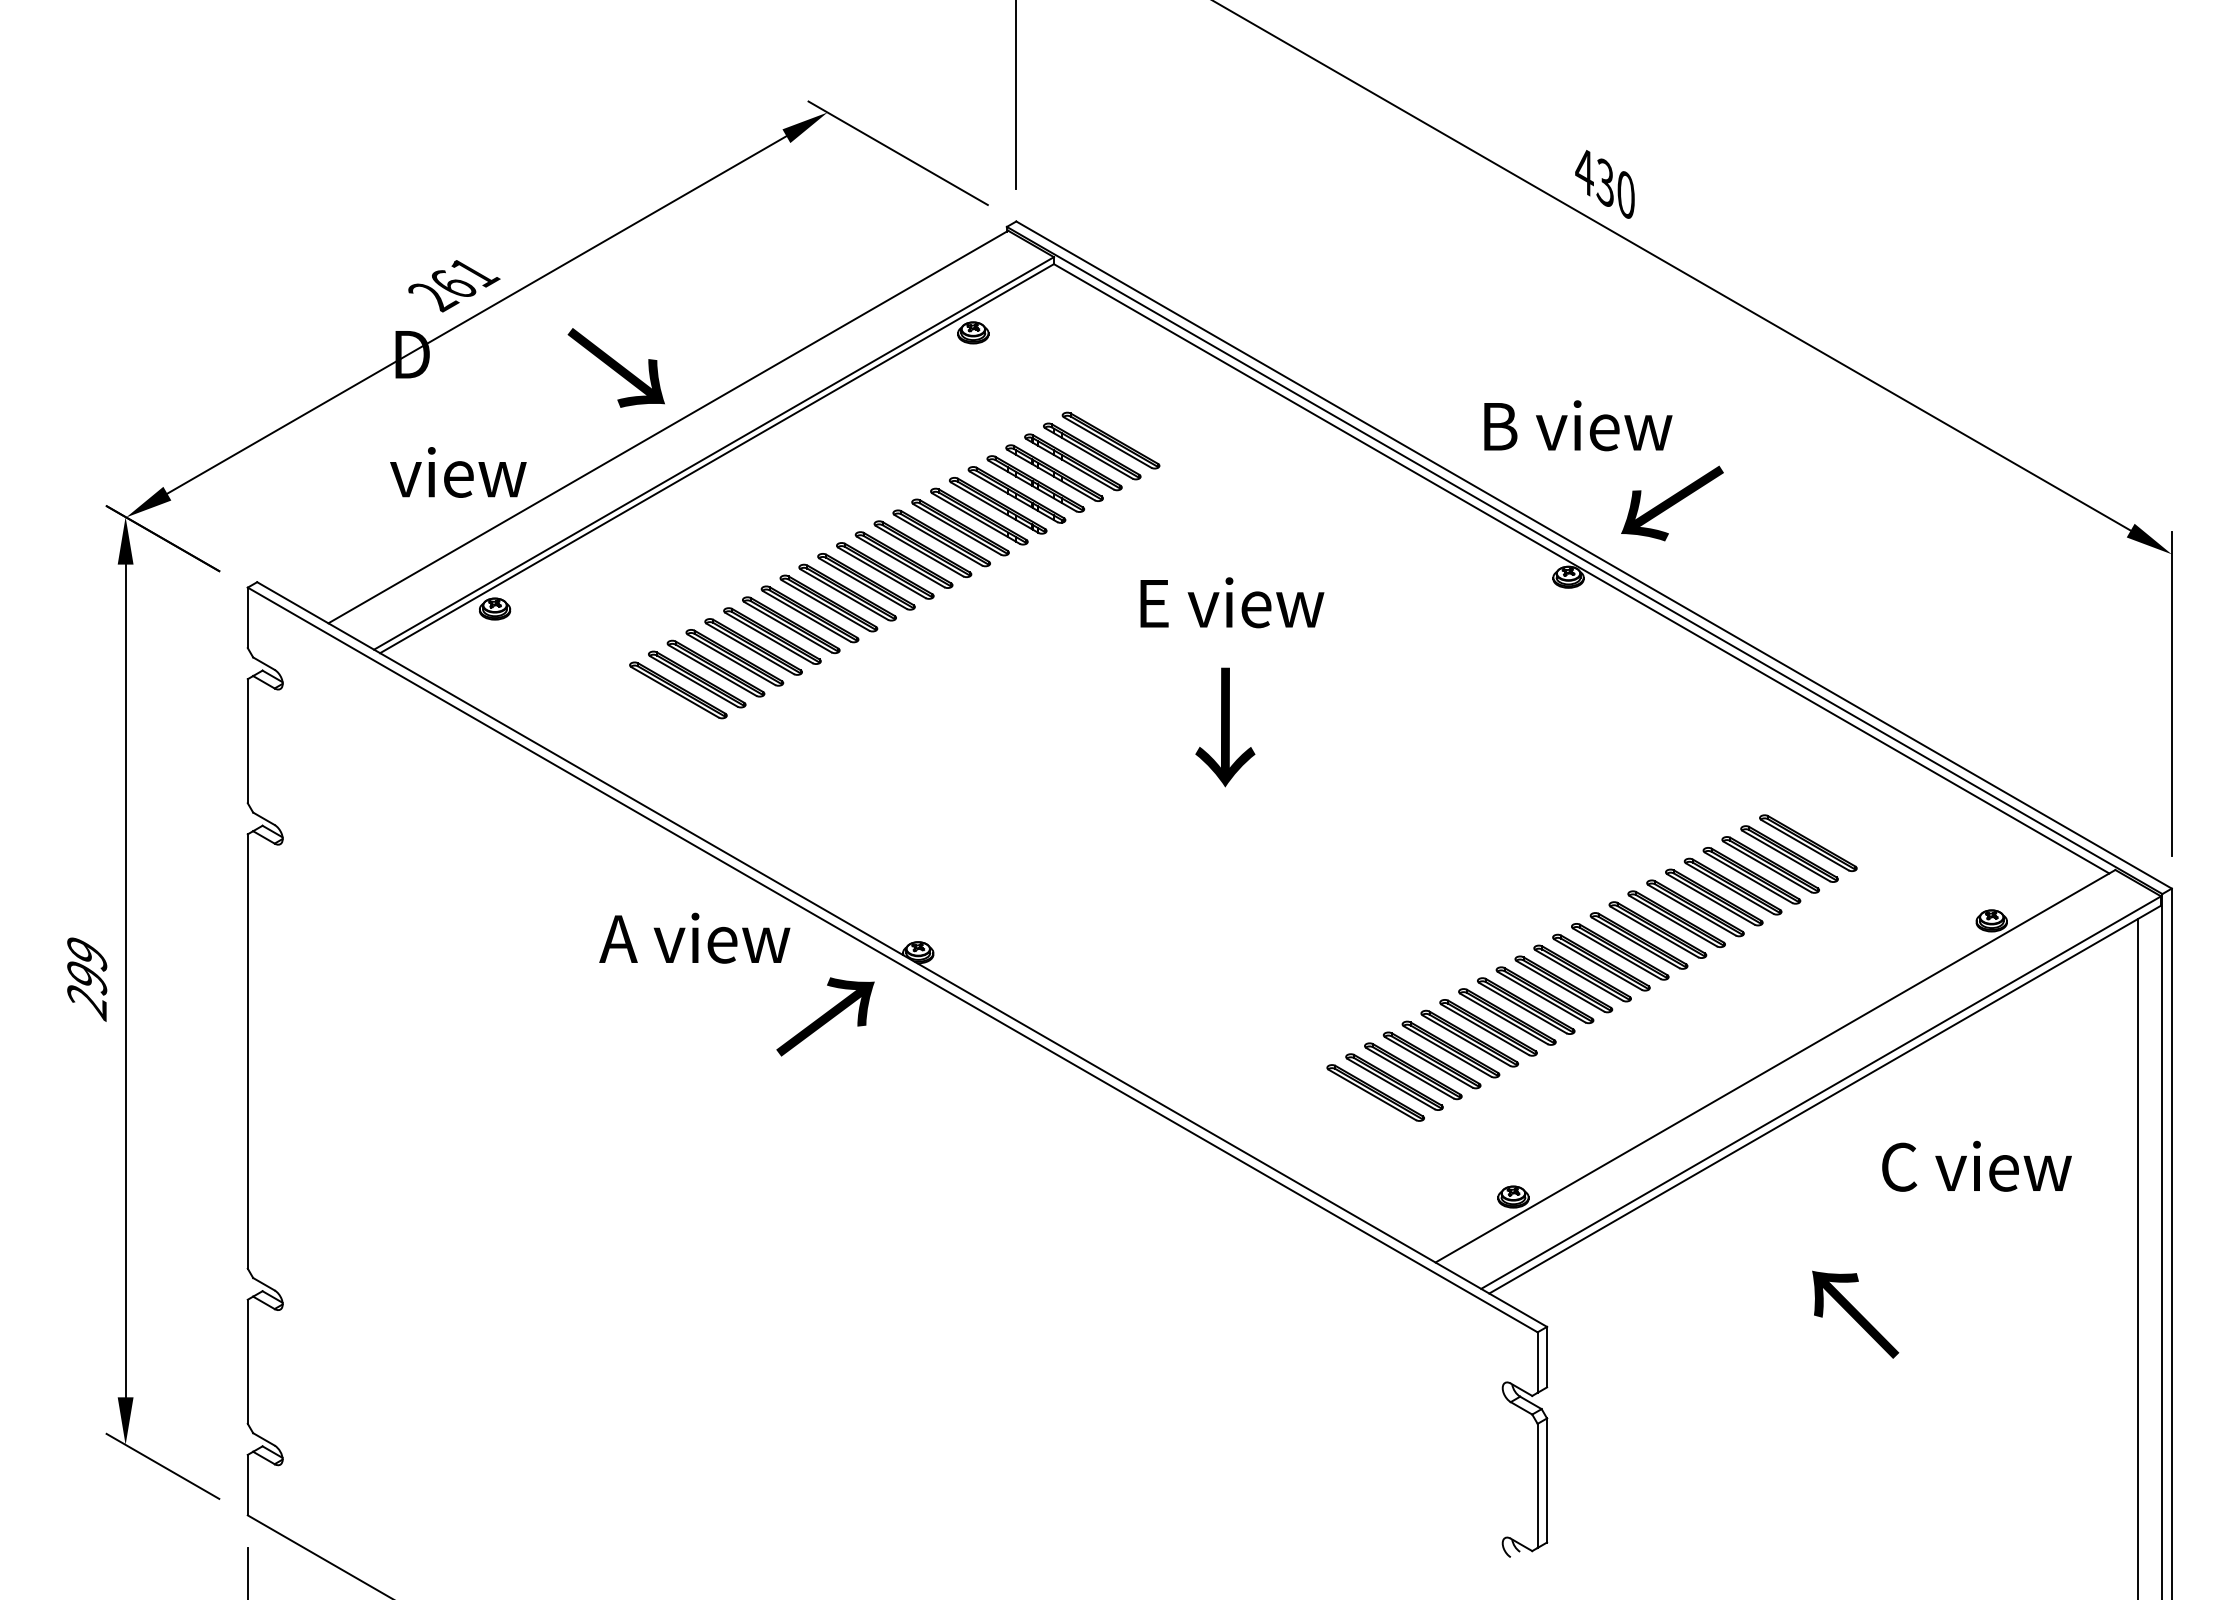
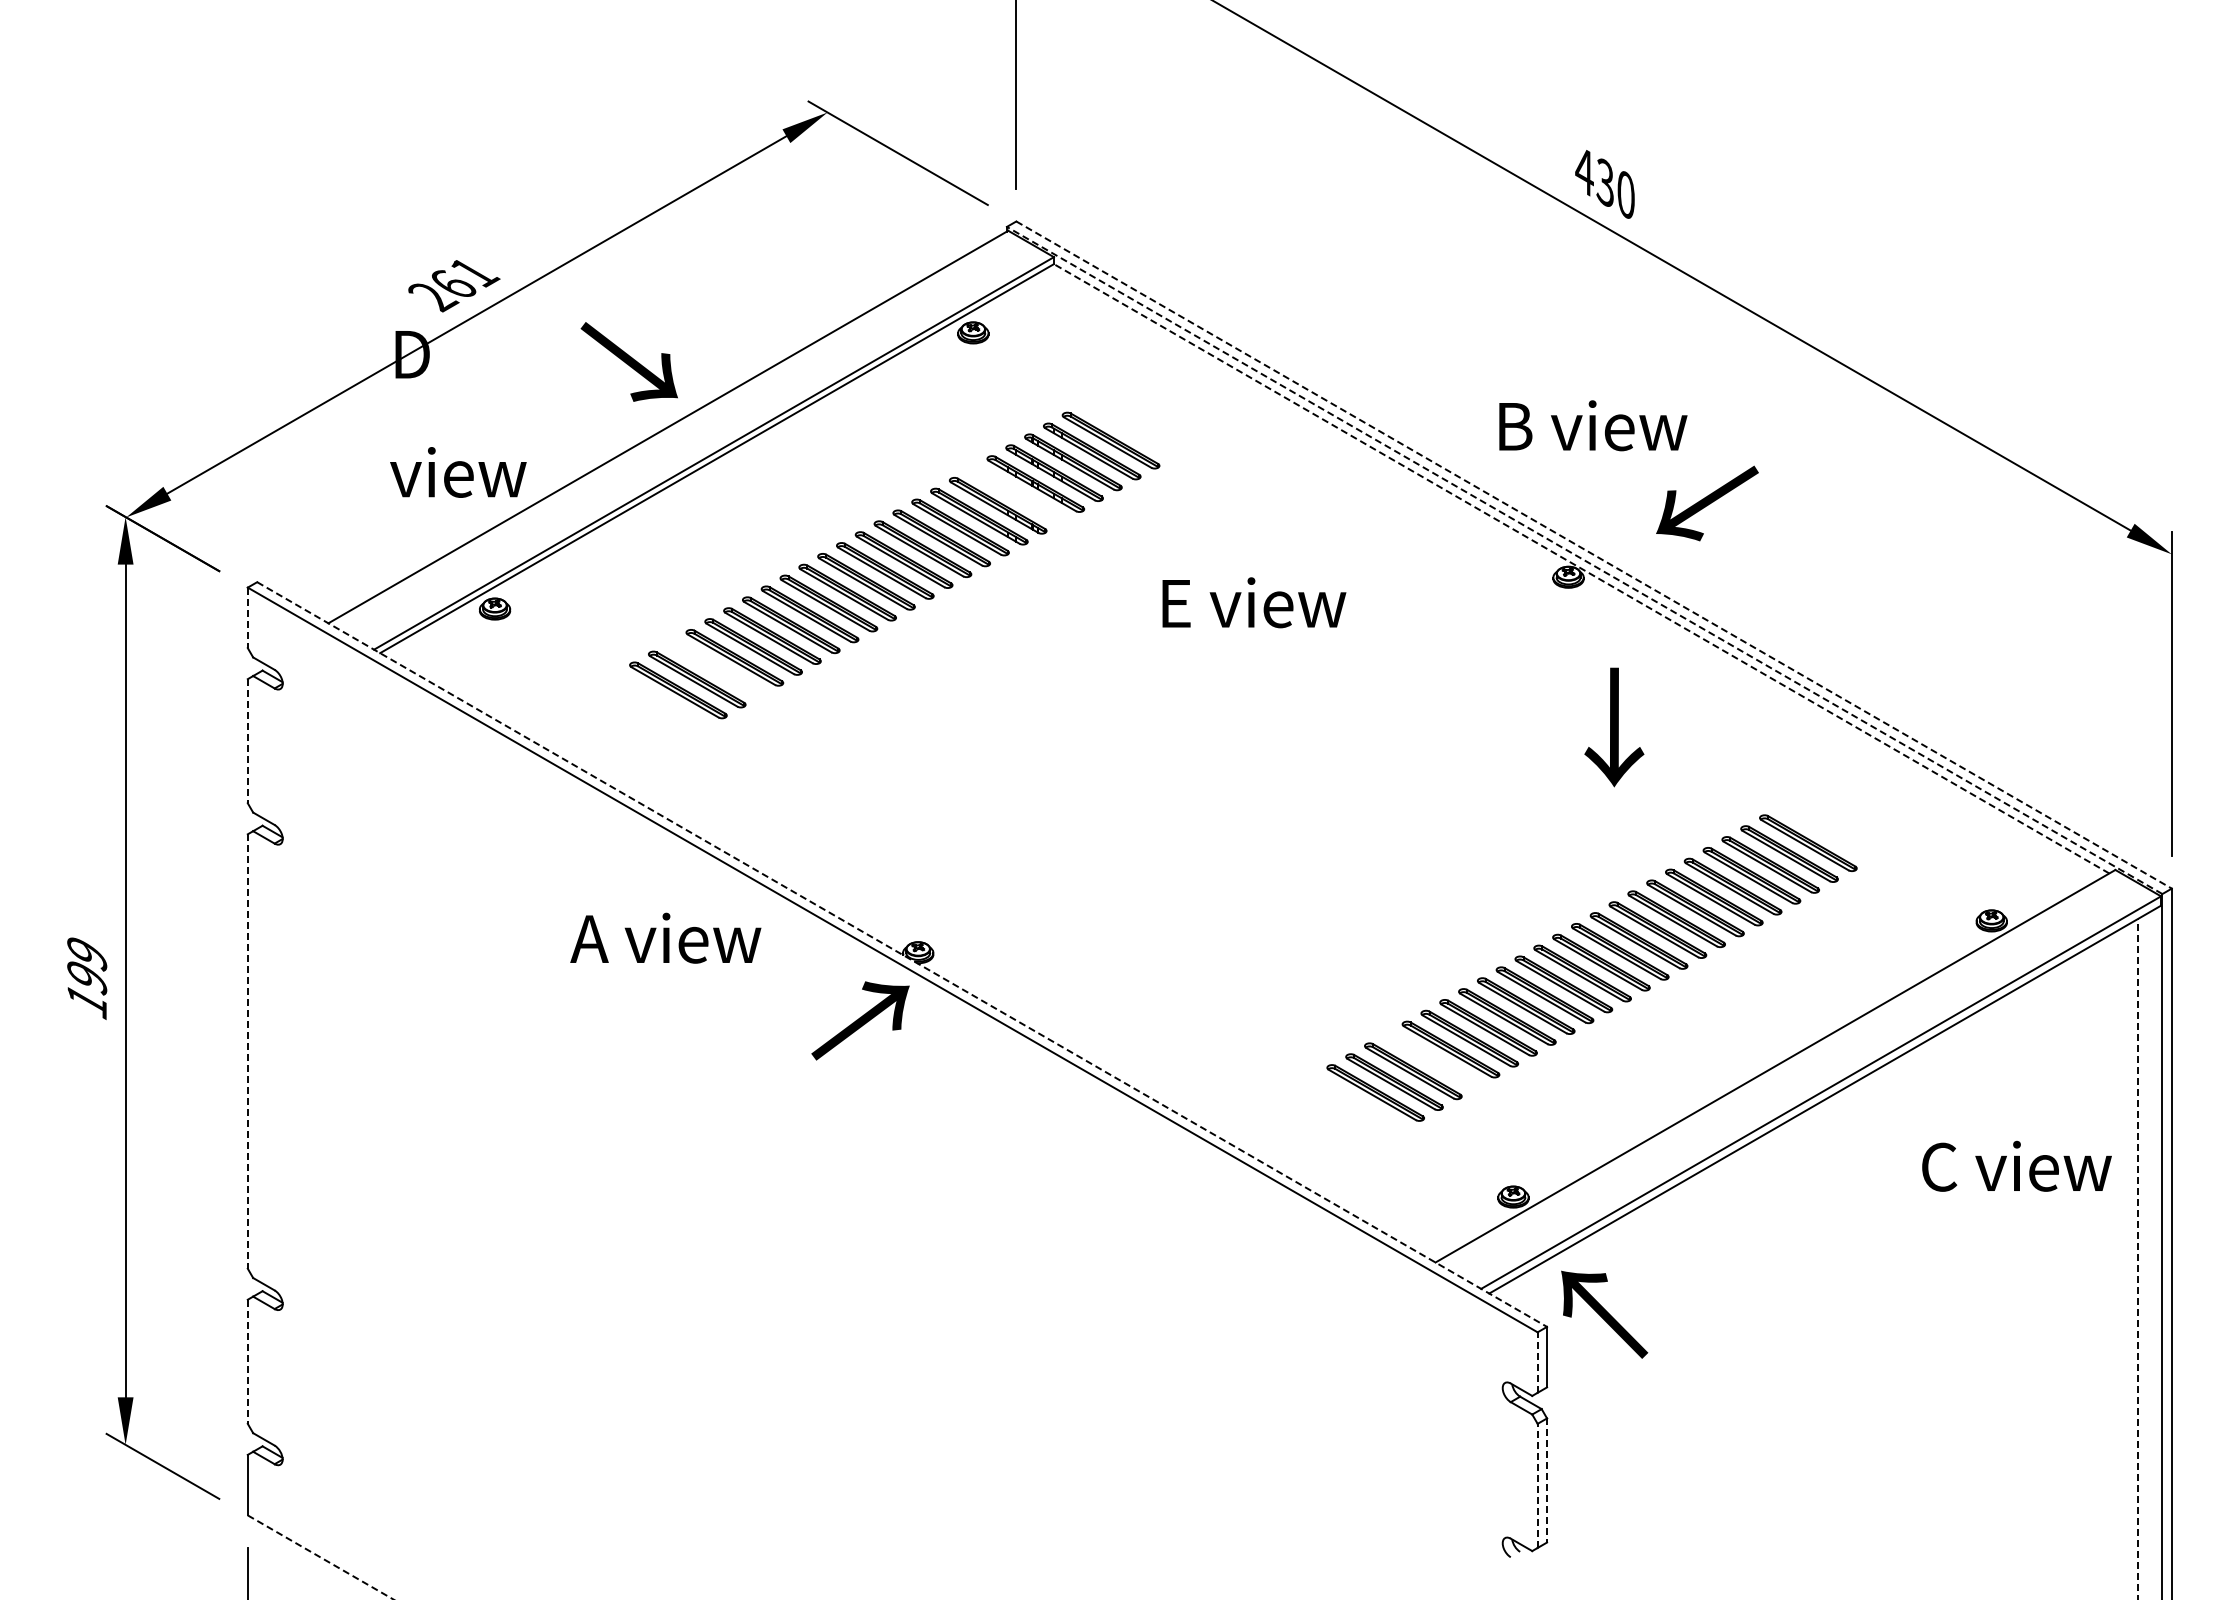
text position: (615, 367) -> (628, 361) (628, 361)
text position: (1578, 425) -> (1593, 425) (1593, 425)
part: present -> none (1016, 494)
text position: (1672, 503) -> (1707, 503) (1707, 503)
line: solid -> dashed (1594, 555)
line: solid -> dashed (1584, 560)
line: solid -> dashed (1581, 568)
text position: (1232, 602) -> (1254, 602) (1254, 602)
line: solid -> dashed (247, 618)
part: present -> none (715, 668)
text position: (1225, 727) -> (1614, 727) (1614, 727)
line: solid -> dashed (247, 741)
text position: (694, 937) -> (665, 937) (665, 937)
line: solid -> dashed (902, 954)
text: 299 -> 199 (86, 1003)
text position: (825, 1016) -> (860, 1020) (860, 1020)
line: solid -> dashed (247, 1052)
part: present -> none (1431, 1060)
text position: (1976, 1165) -> (2016, 1165) (2016, 1165)
line: solid -> dashed (2138, 1258)
text position: (1855, 1314) -> (1604, 1314) (1604, 1314)
line: solid -> dashed (247, 1362)
line: solid -> dashed (1537, 1362)
line: solid -> dashed (1547, 1480)
line: solid -> dashed (1537, 1485)
line: solid -> dashed (321, 1557)
